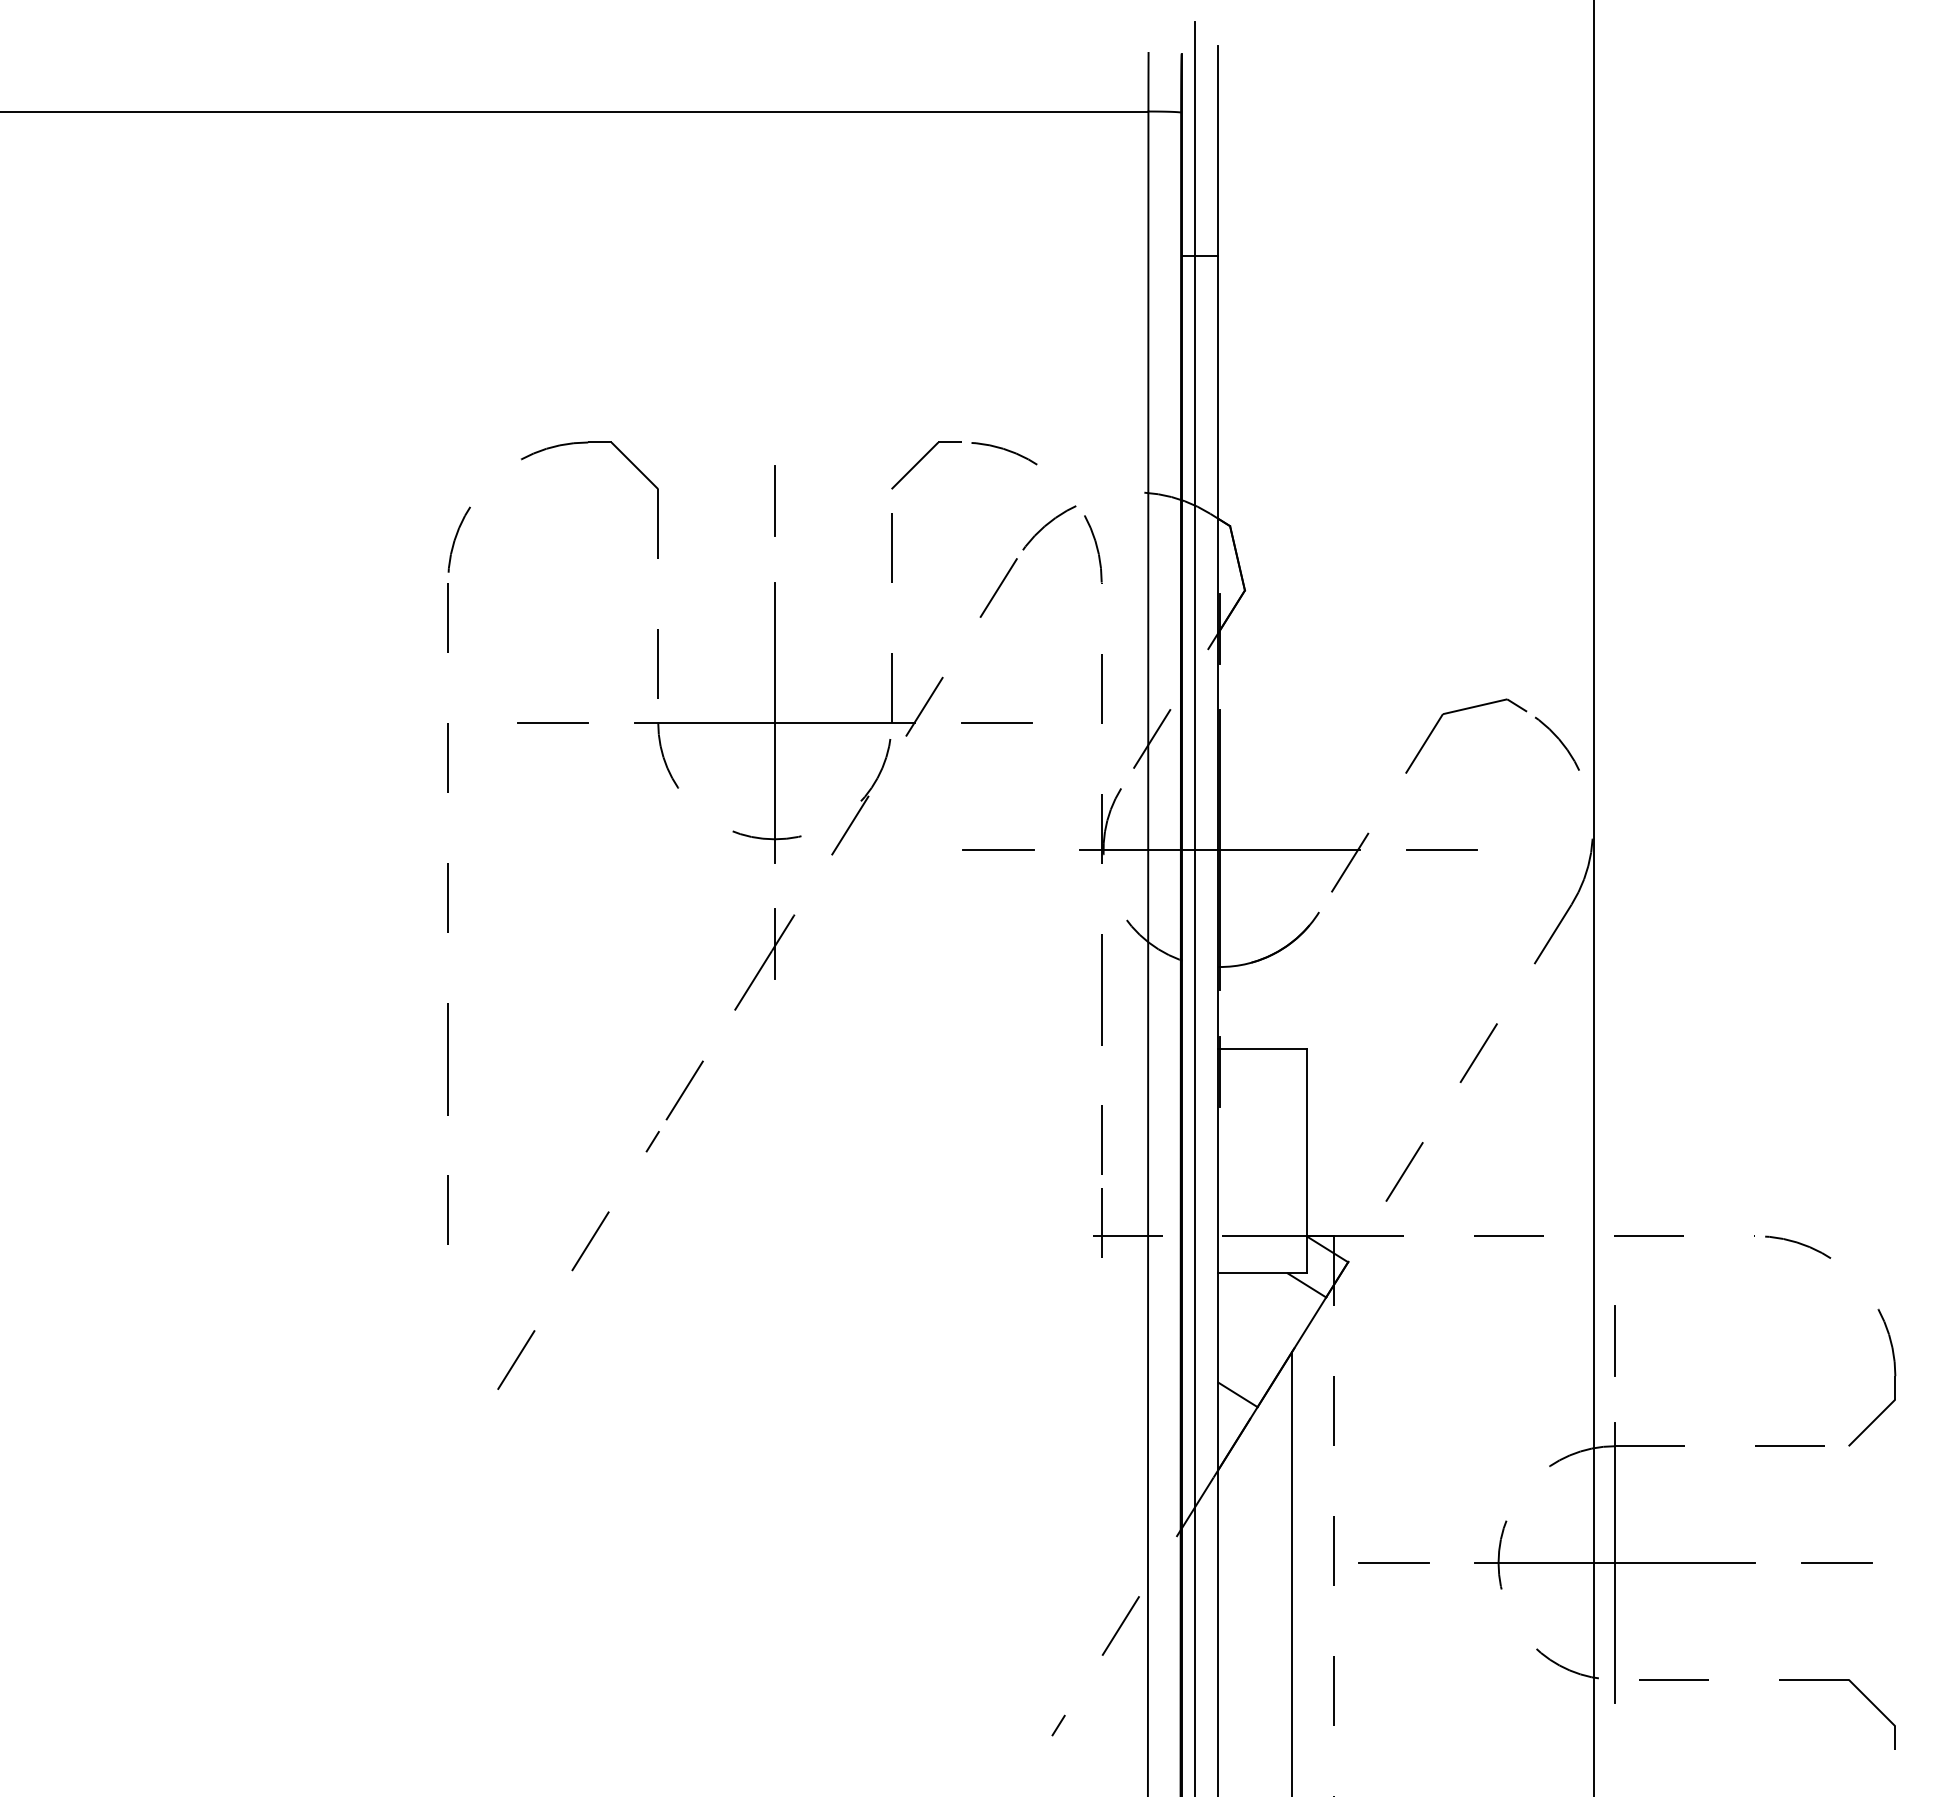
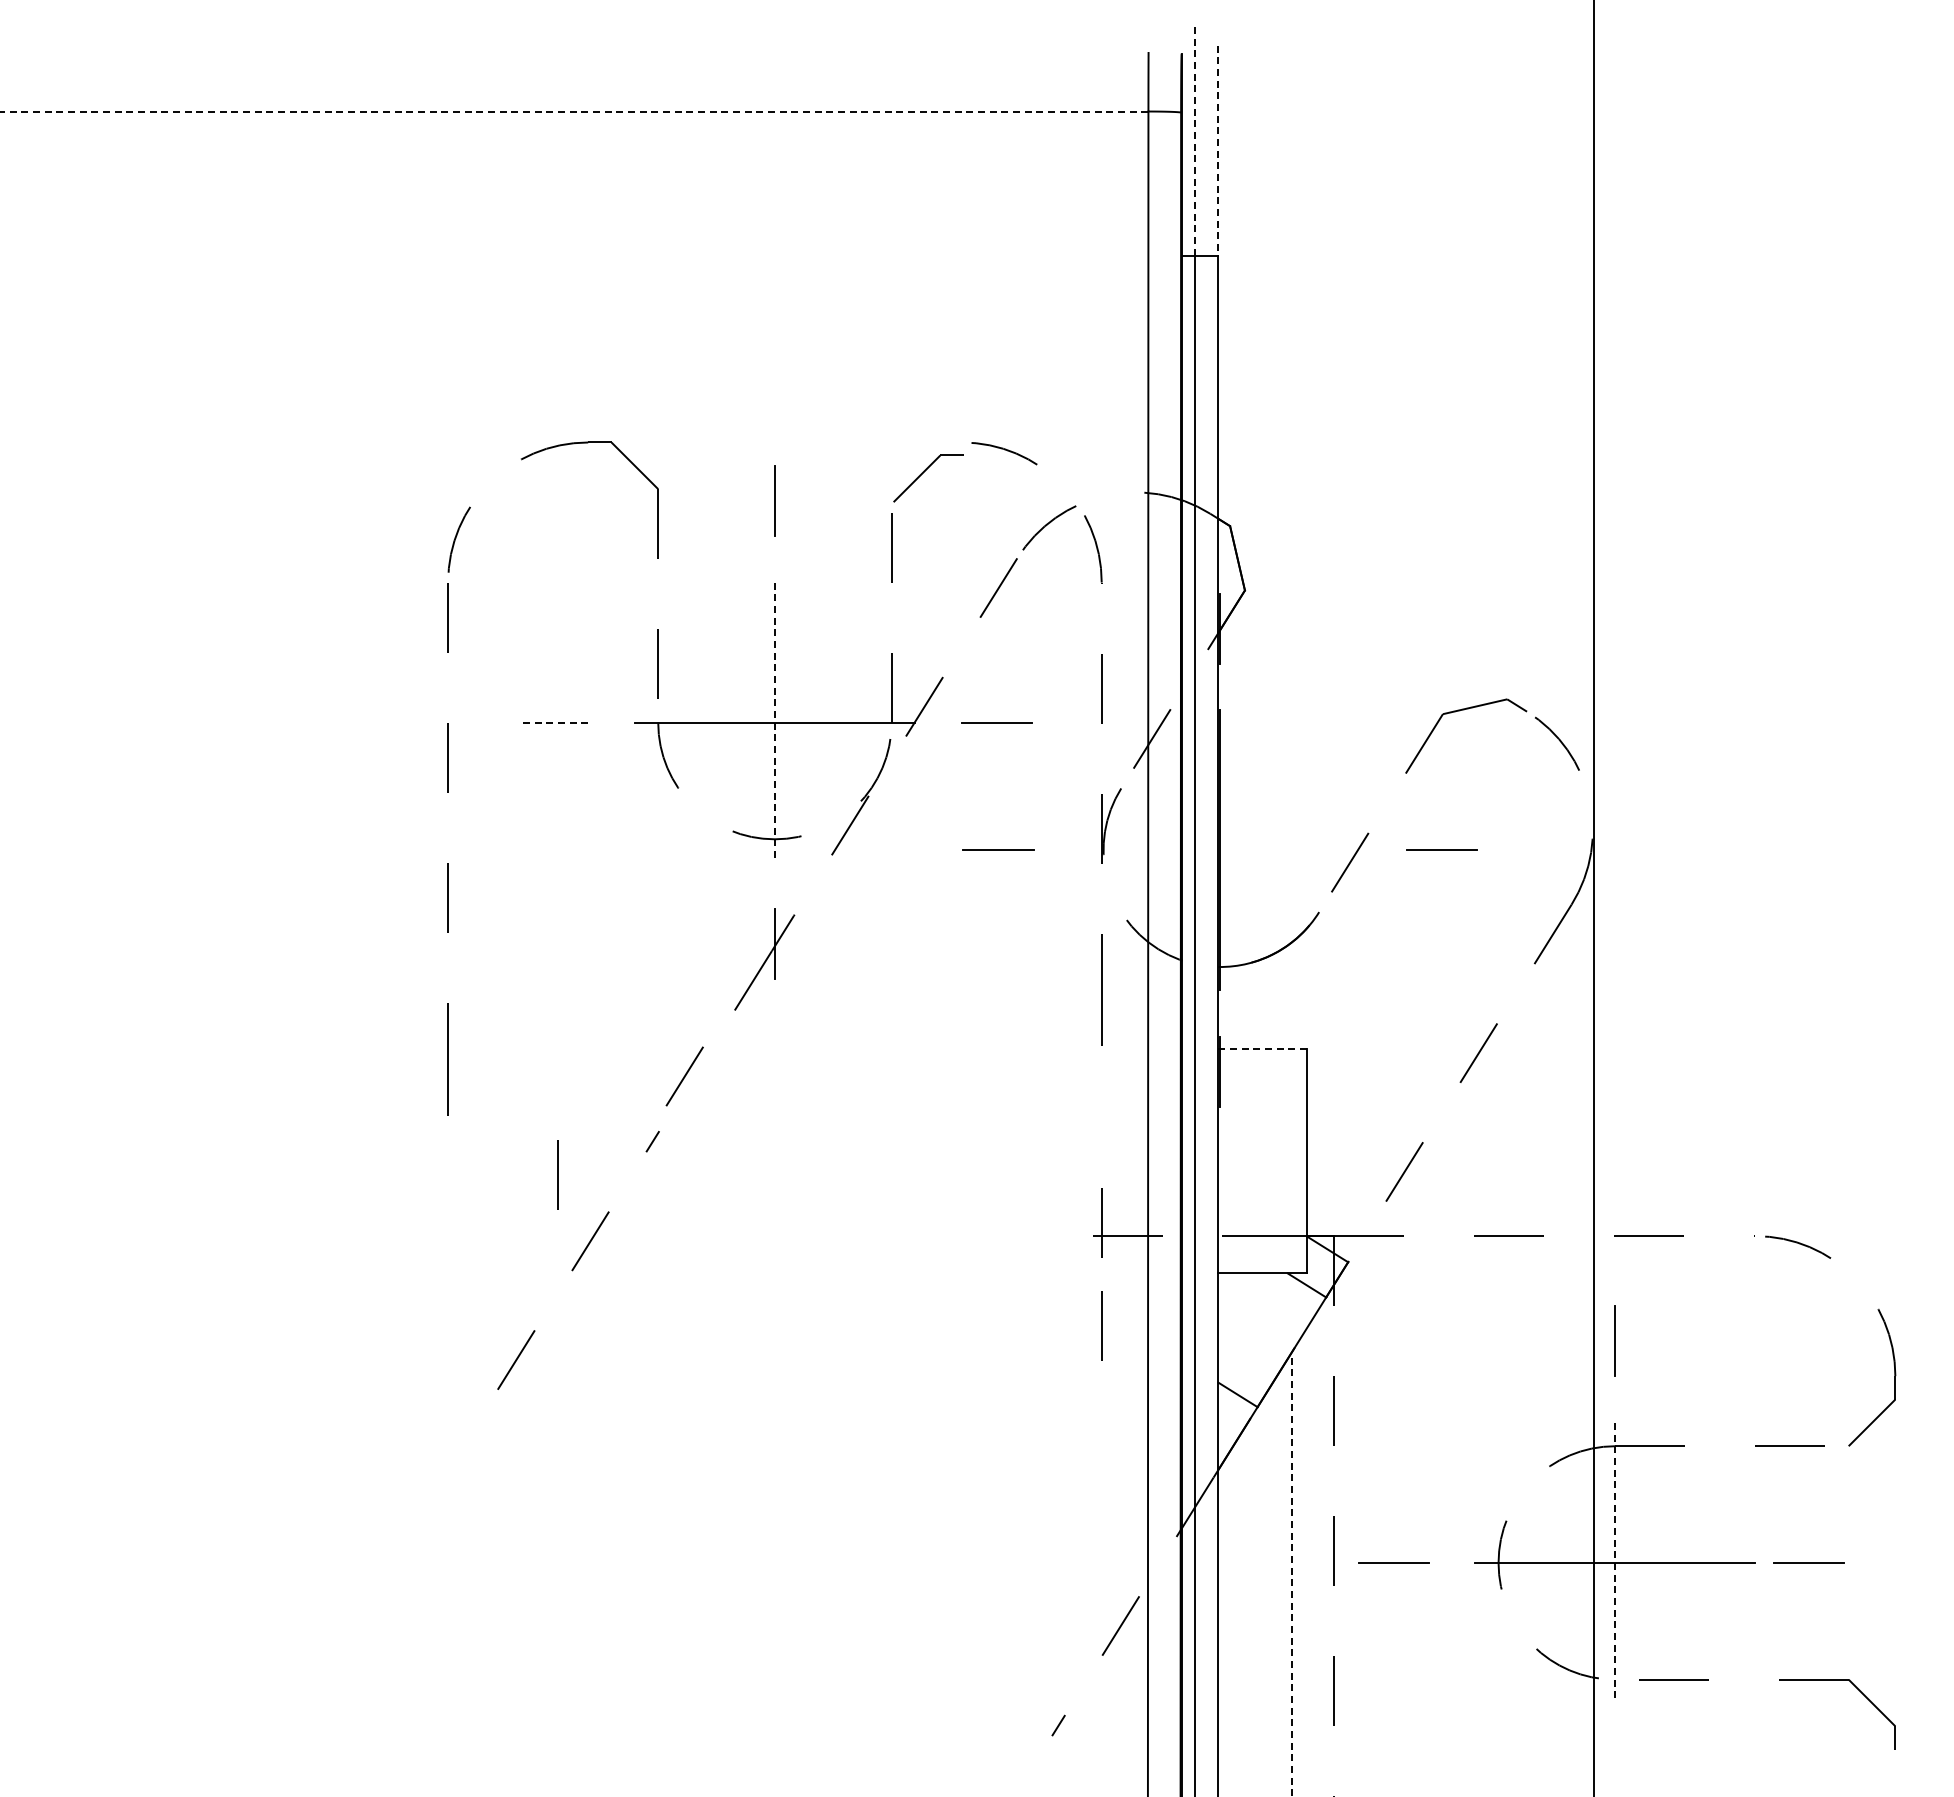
line: solid -> dashed (574, 111)
line: solid -> dashed (1195, 139)
line: solid -> dashed (1218, 151)
part position: (921, 460) -> (923, 473) (923, 473)
line: solid -> dashed (552, 722)
line: solid -> dashed (774, 723)
line: present -> none (1220, 850)
line: solid -> dashed (1263, 1049)
line position: (684, 1090) -> (684, 1076) (684, 1076)
line position: (1101, 1139) -> (1101, 1325) (1101, 1325)
line position: (447, 1209) -> (557, 1174) (557, 1174)
line position: (1836, 1562) -> (1808, 1562) (1808, 1562)
line: solid -> dashed (1615, 1563)
line: solid -> dashed (1292, 1573)
